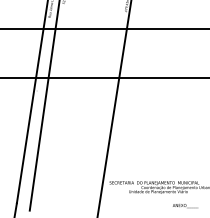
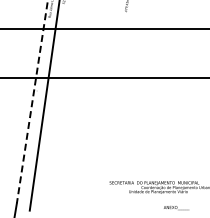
line: solid -> dashed (32, 102)
line: present -> none (114, 108)
text position: (185, 206) -> (176, 208) (176, 208)
